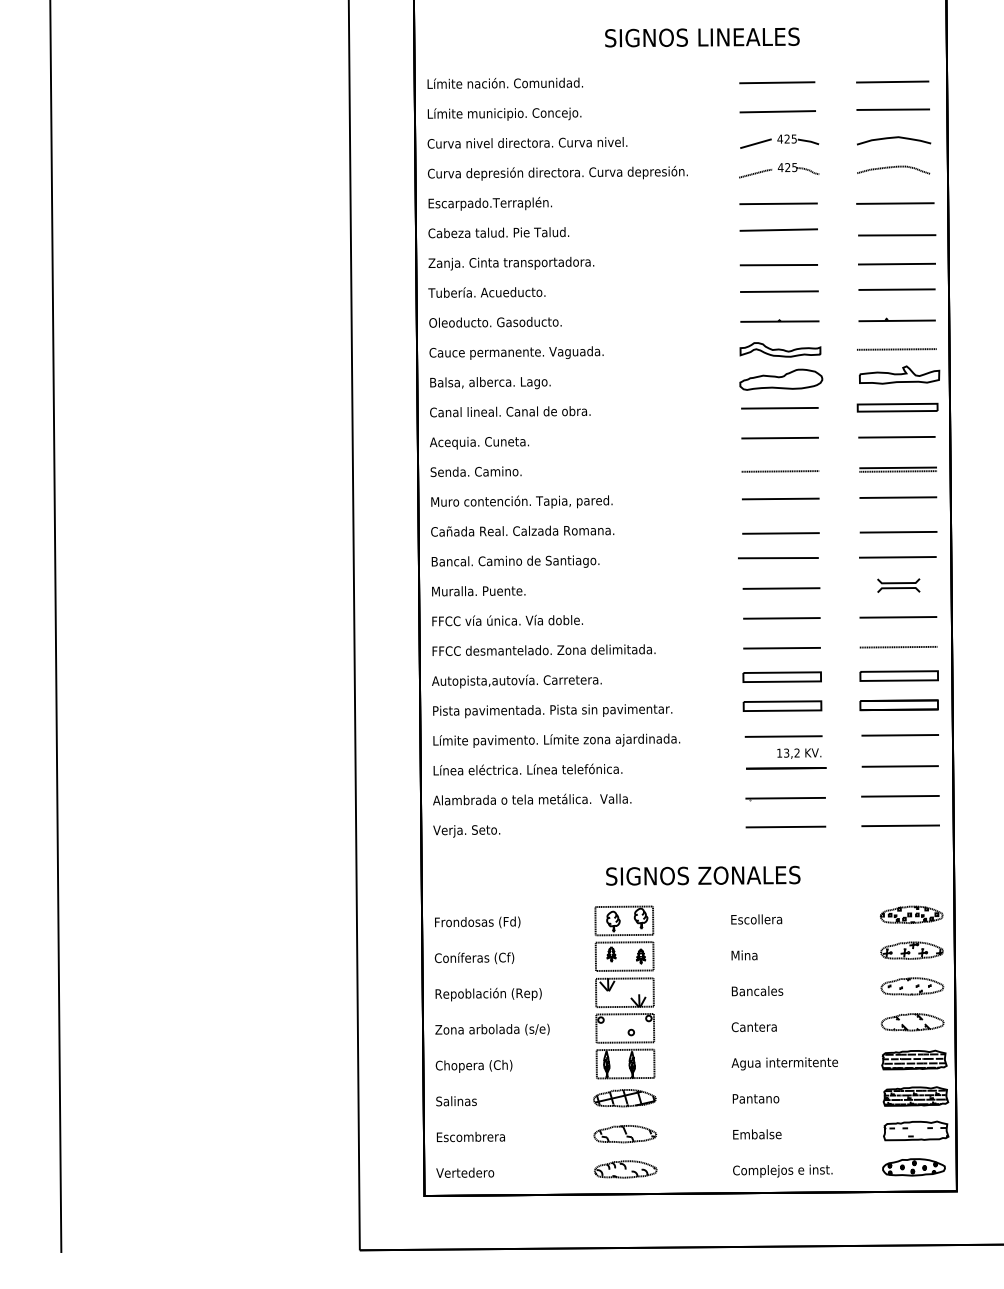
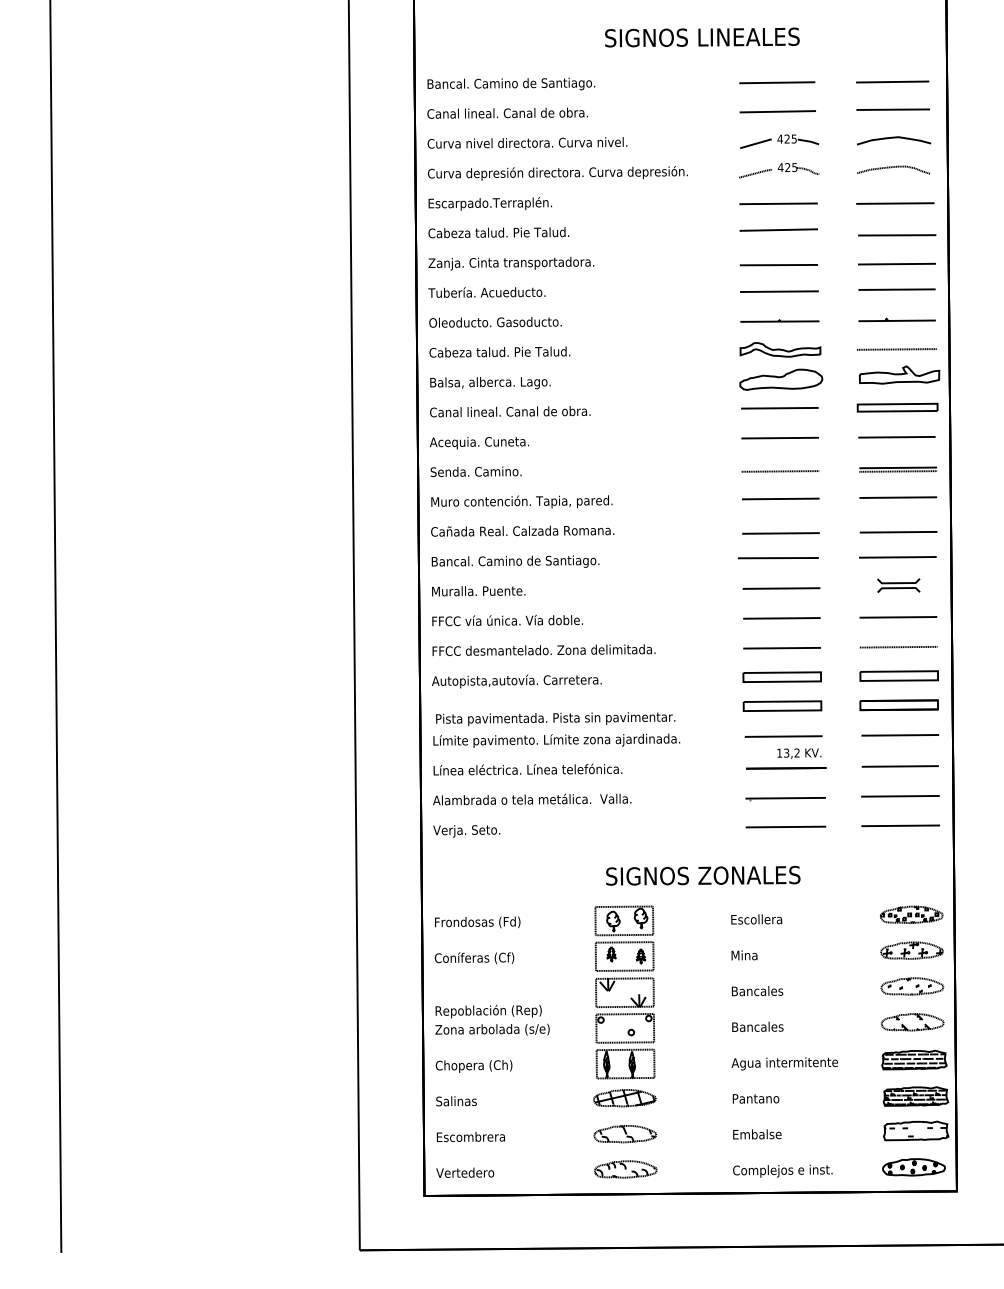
text: Límite nación. Comunidad. -> Bancal. Camino de Santiago. (511, 83)
text: Límite municipio. Concejo. -> Canal lineal. Canal de obra. (507, 113)
text: Cauce permanente. Vaguada. -> Cabeza talud. Pie Talud. (524, 352)
text position: (552, 711) -> (555, 719) (555, 719)
text position: (488, 994) -> (488, 1011) (488, 1011)
text: Cantera -> Bancales (757, 1026)
